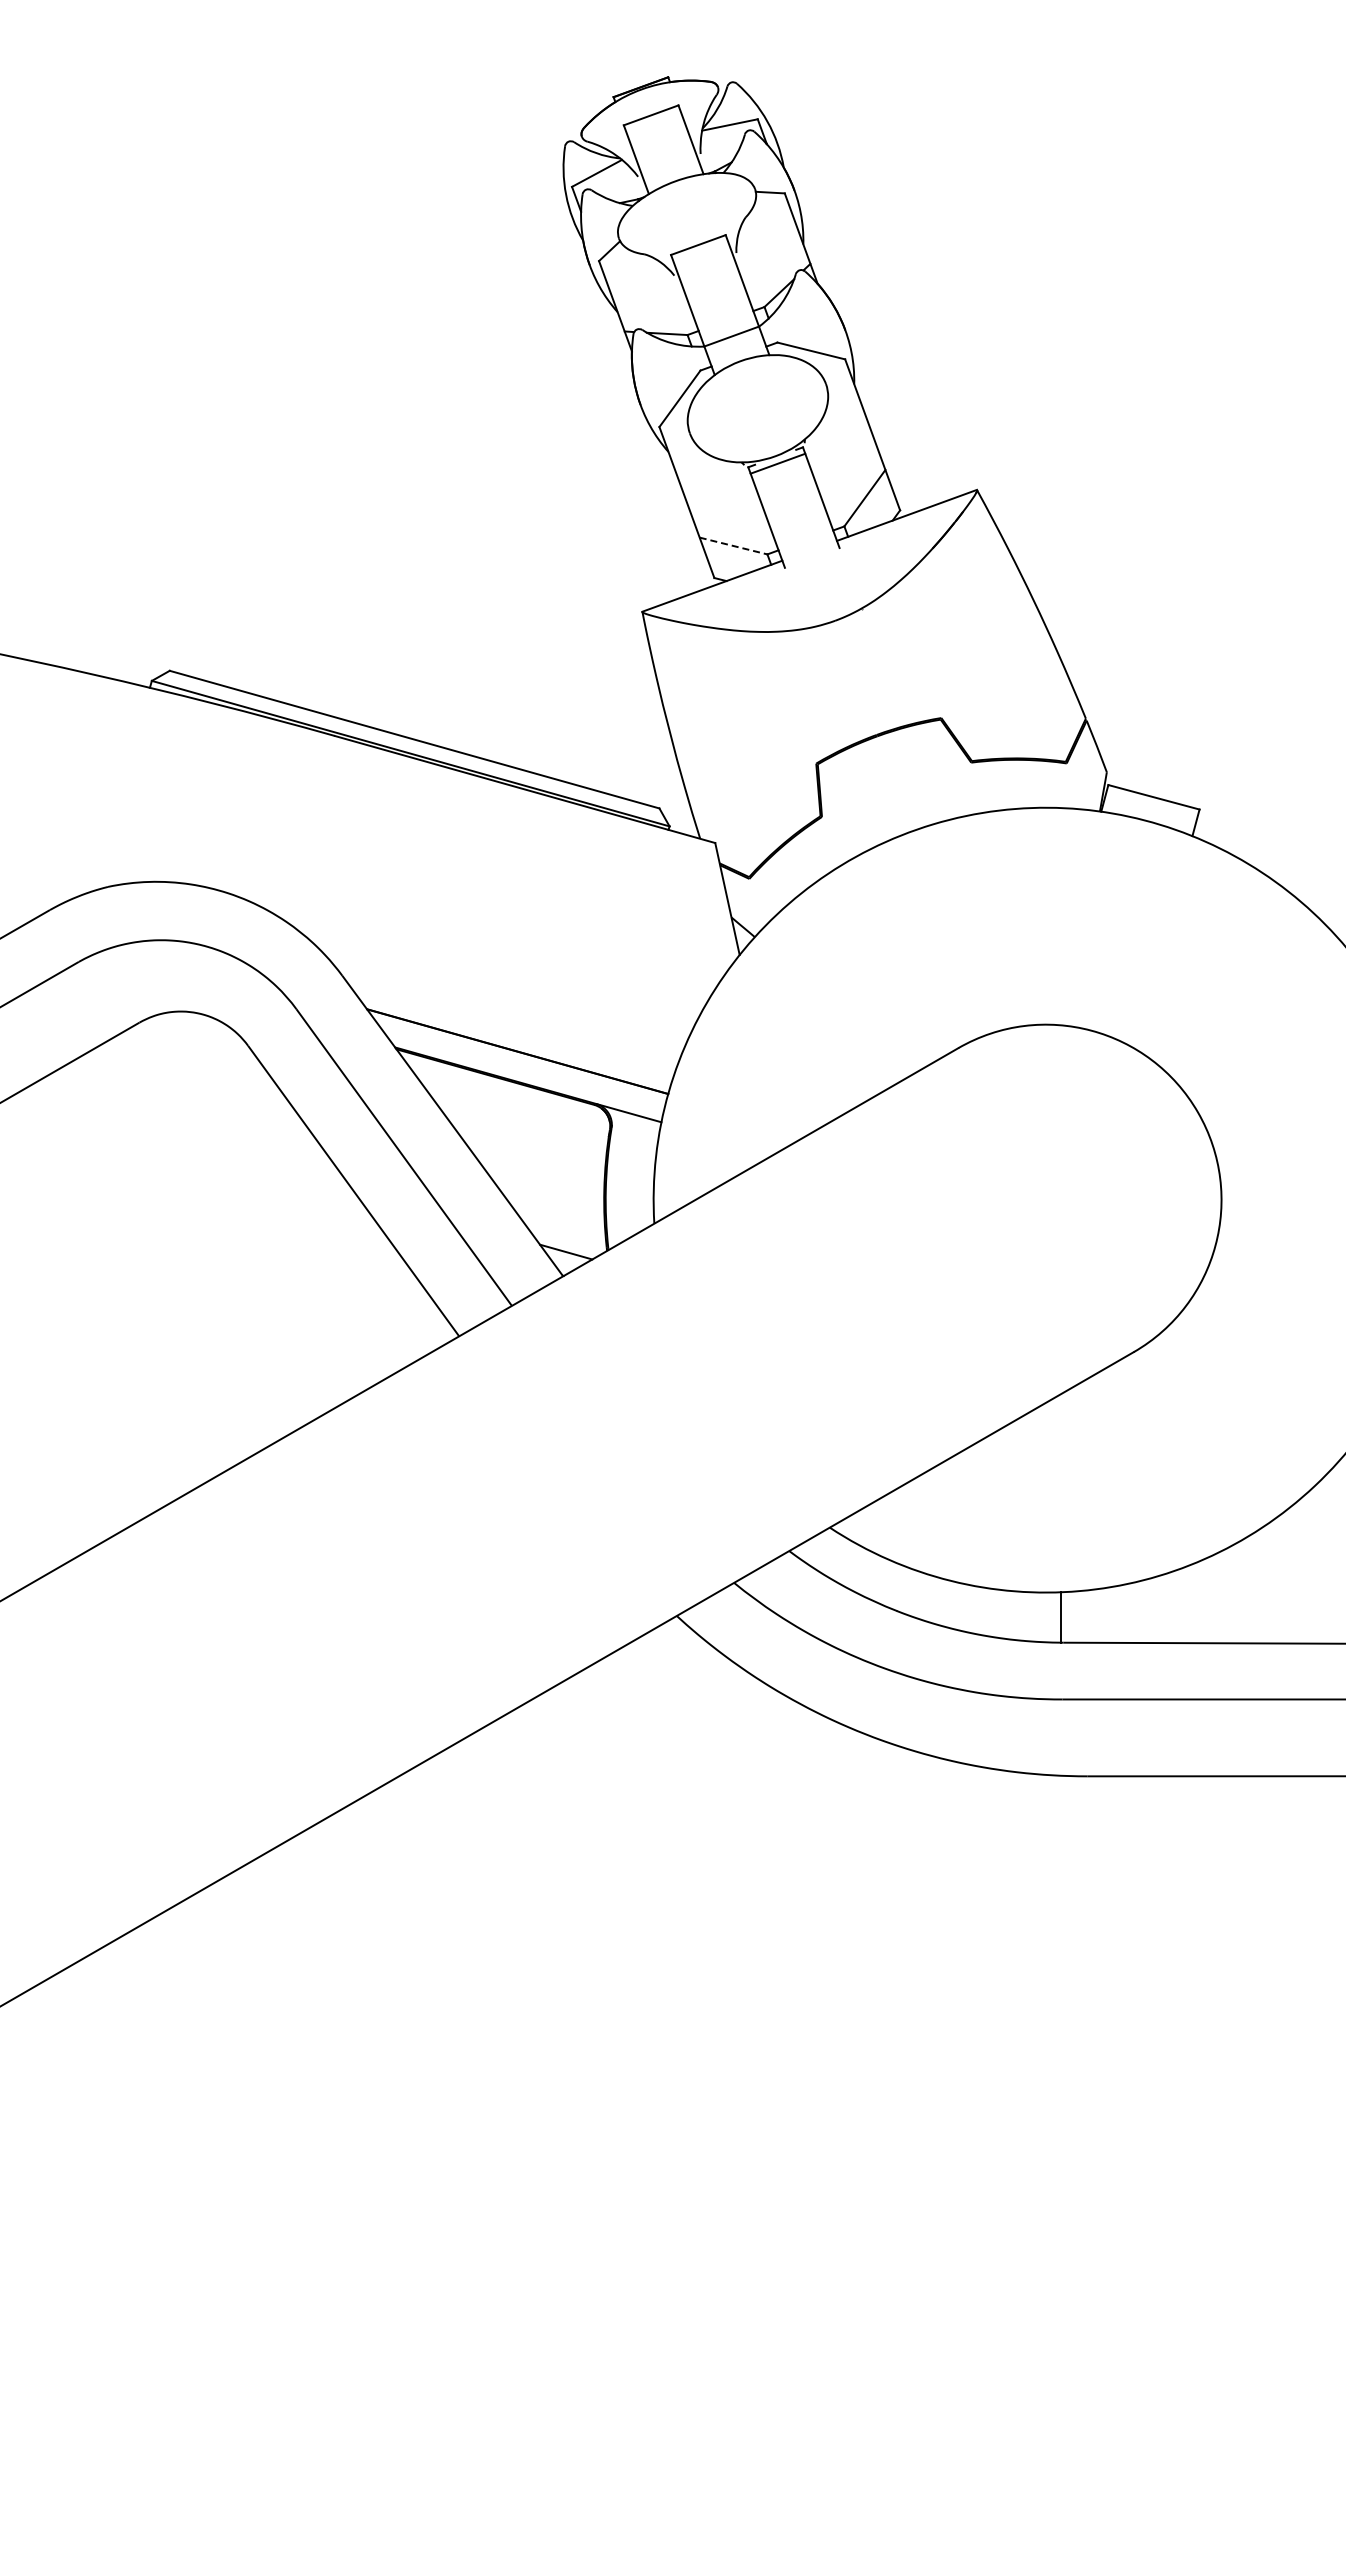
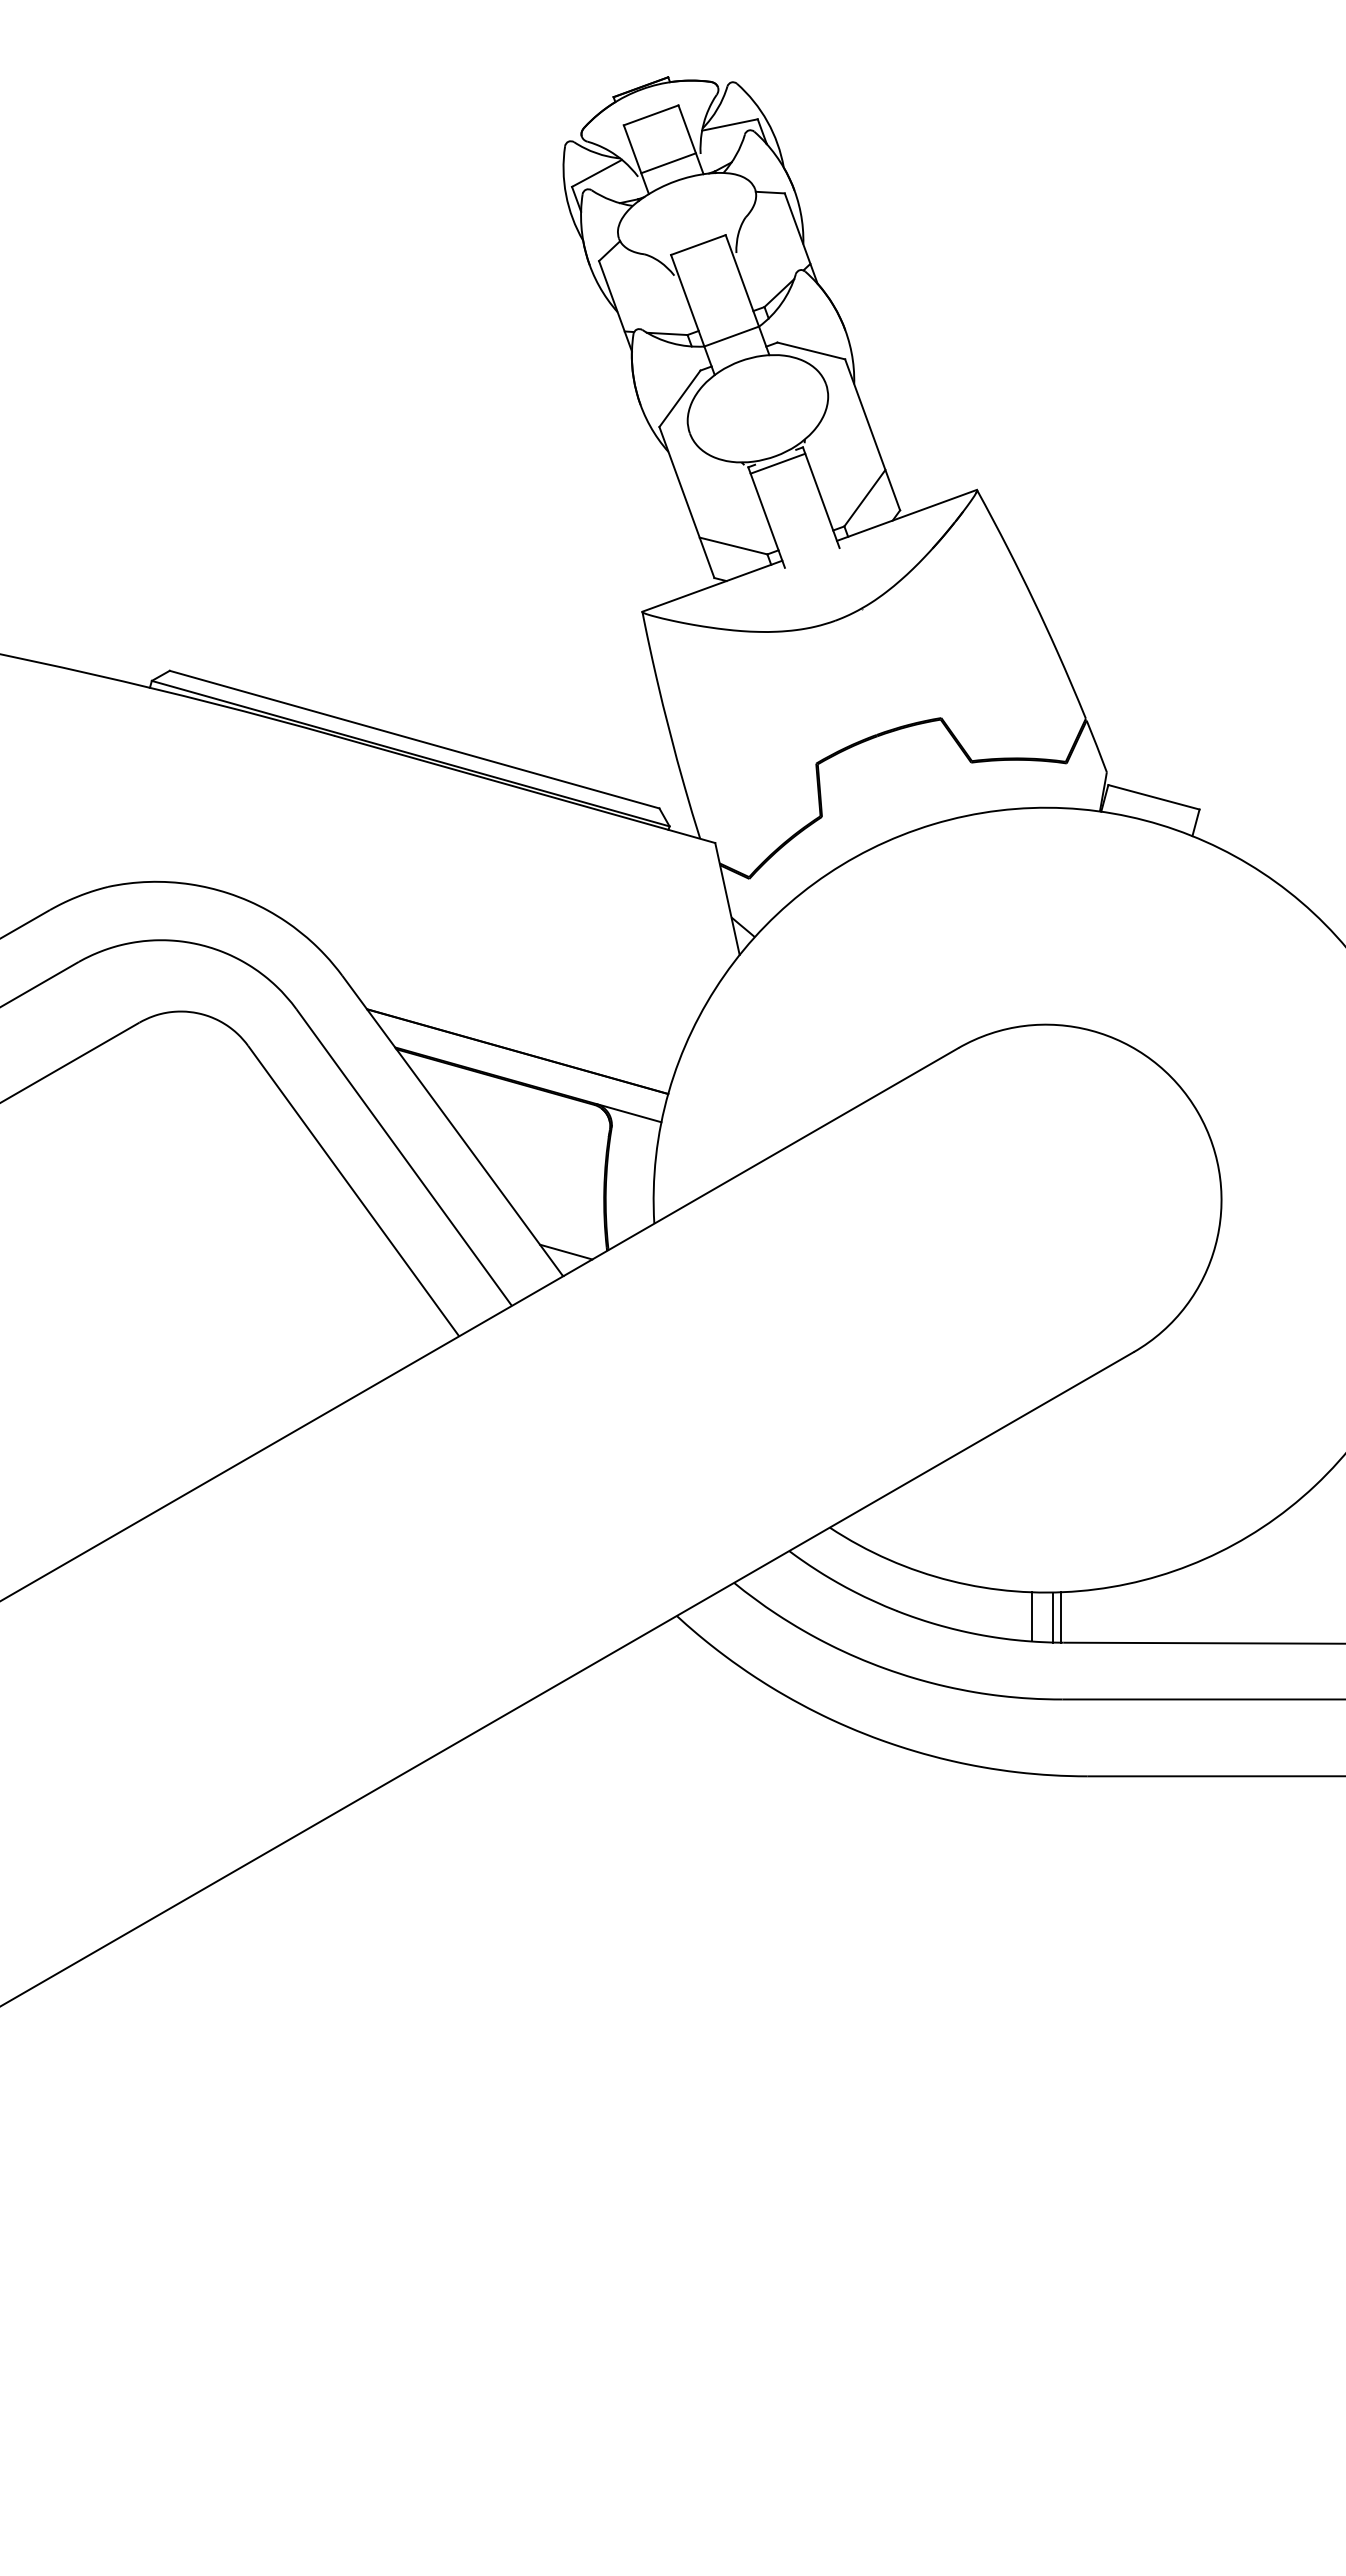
line: none -> present (668, 163)
line: dashed -> solid (733, 546)
line: none -> present (1031, 1616)
line: none -> present (1053, 1617)
